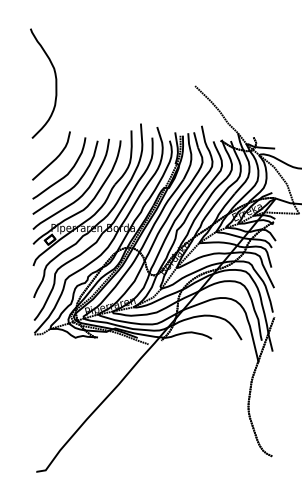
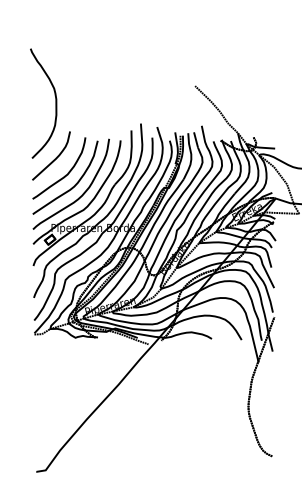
curve position: (55, 83) -> (55, 103) (55, 103)
